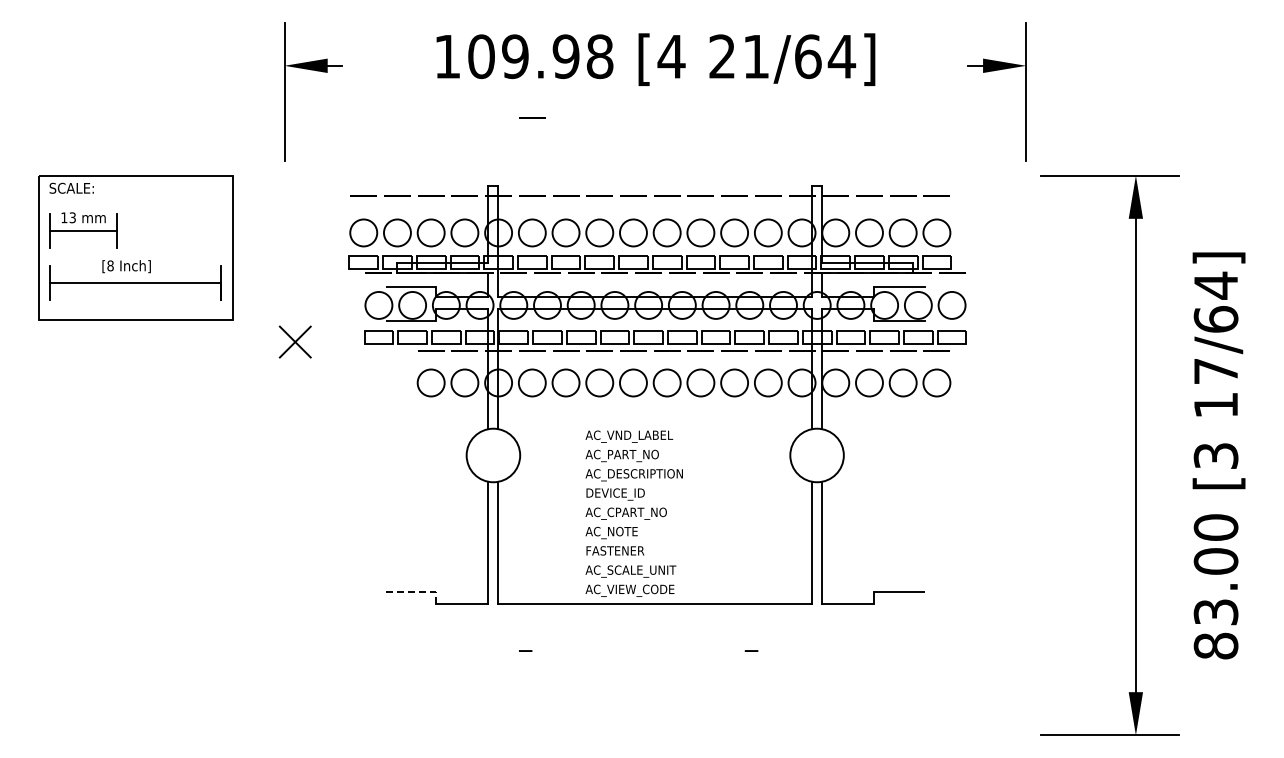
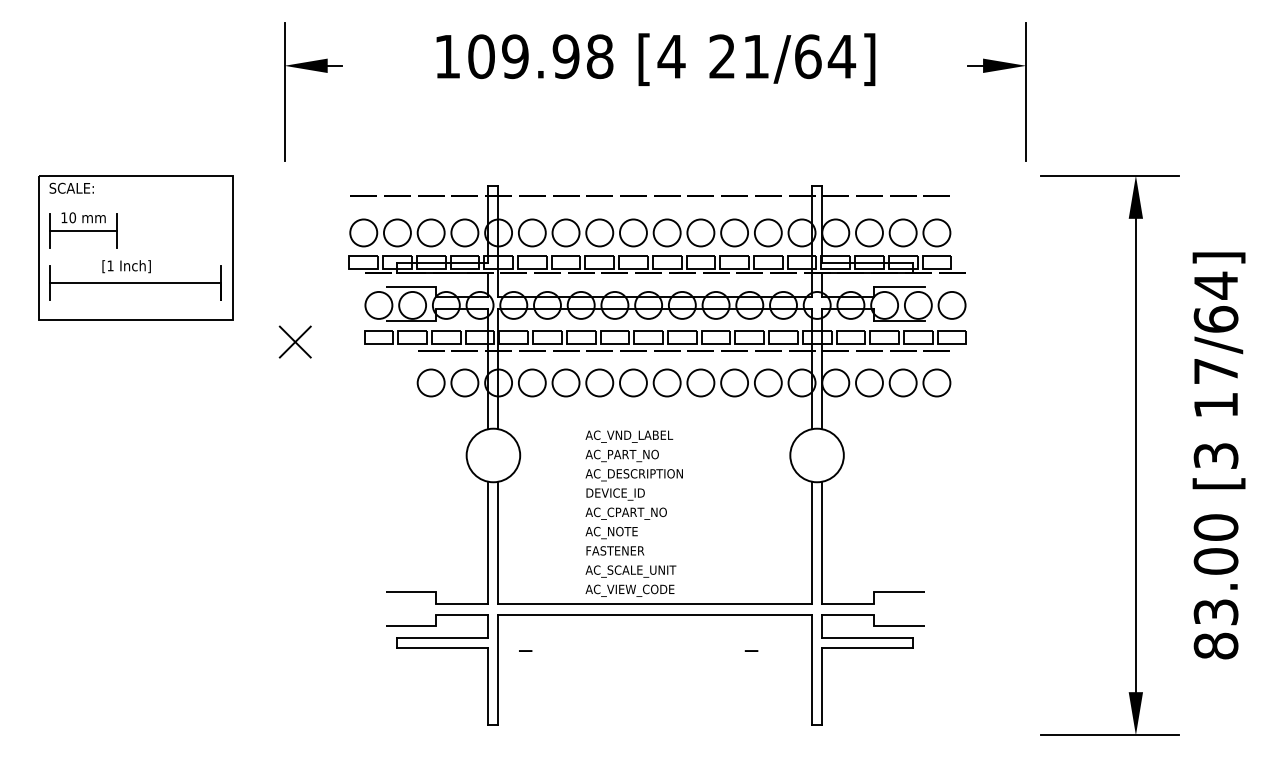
line: present -> none (532, 117)
text: 13 -> 10 (72, 217)
text: [8 -> [1 (110, 265)
line: dashed -> solid (417, 592)
part: none -> present (655, 615)
